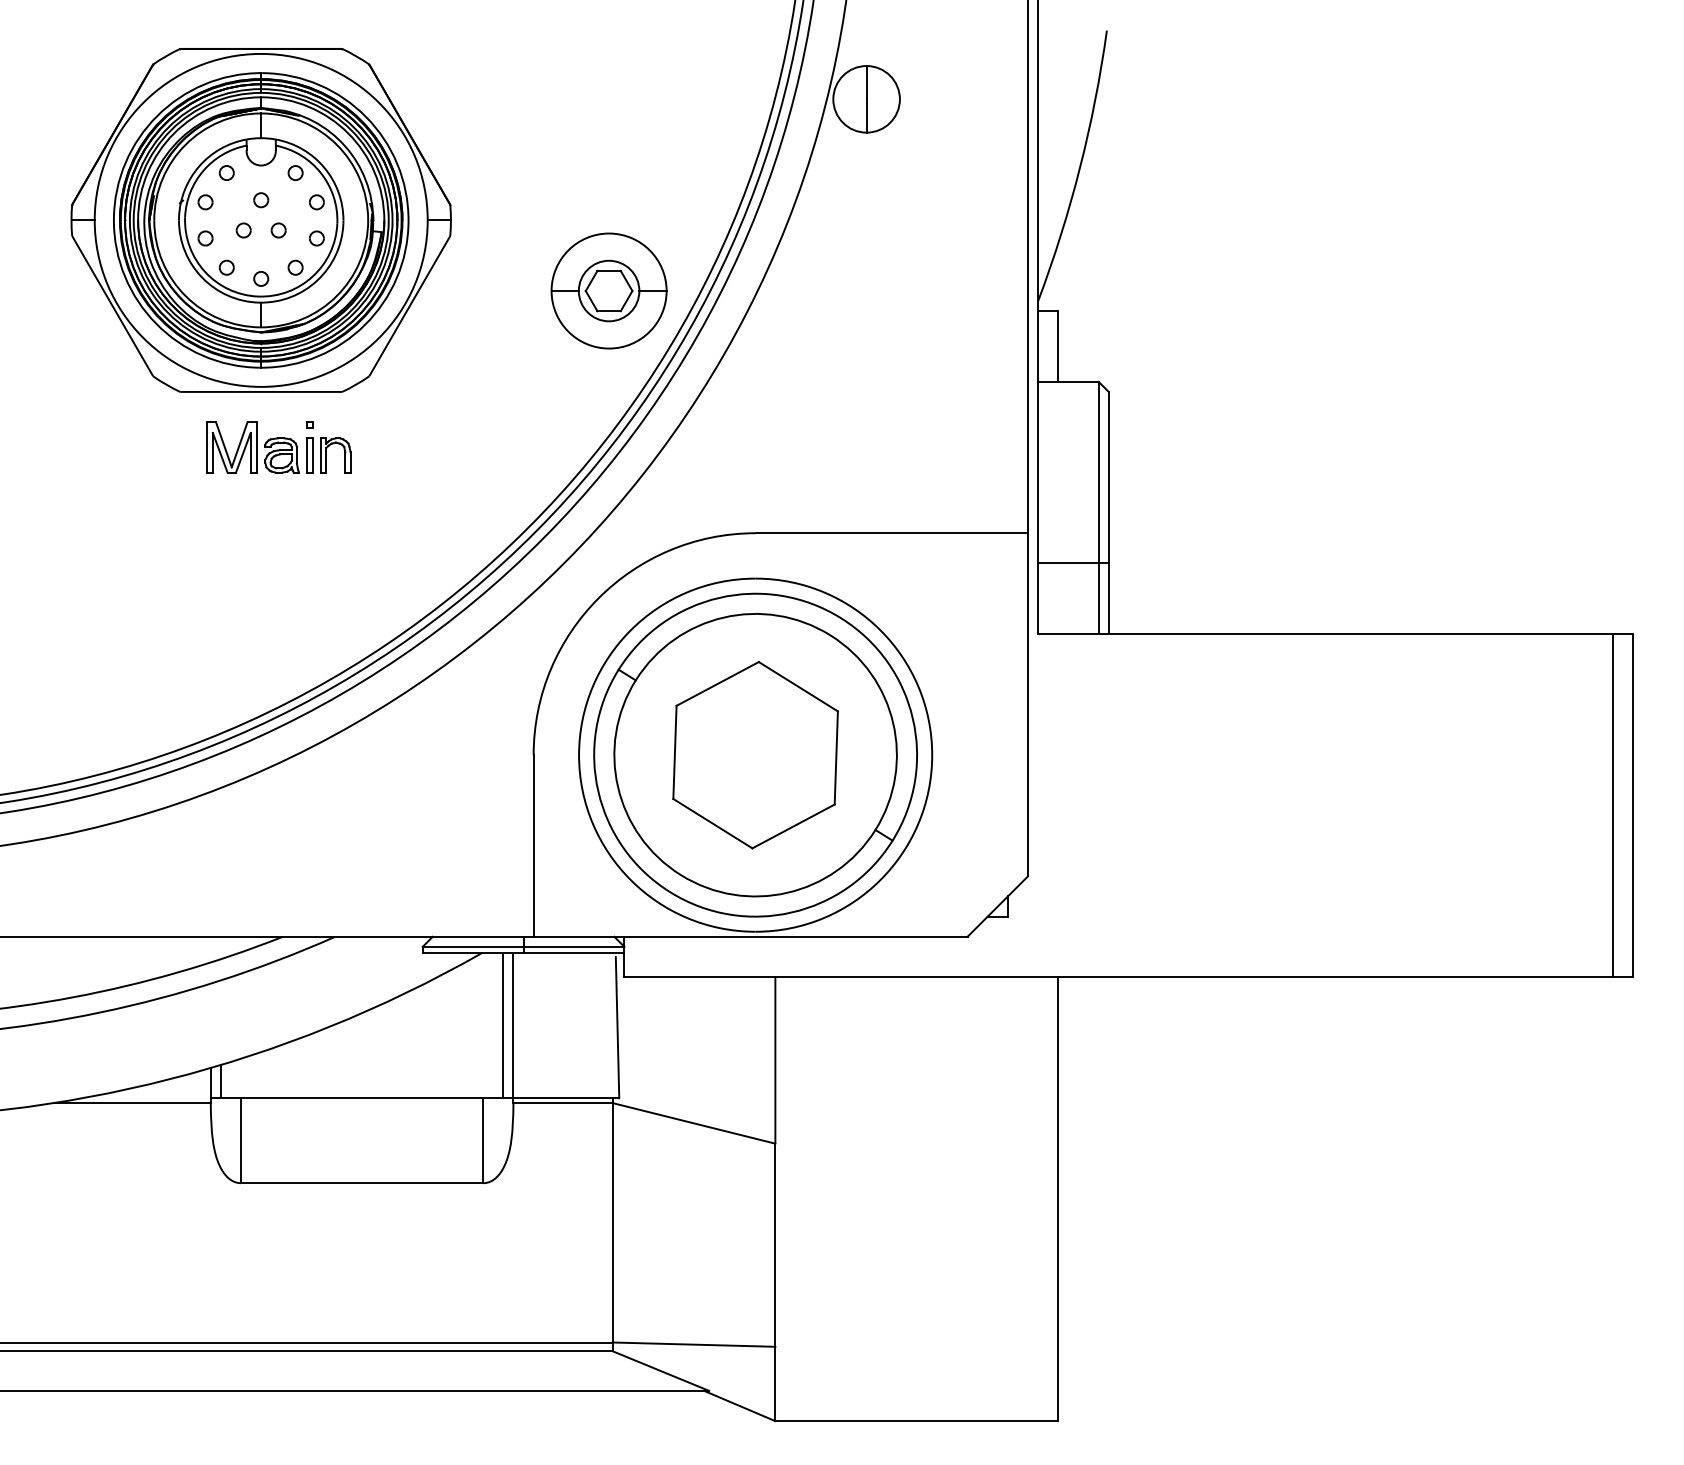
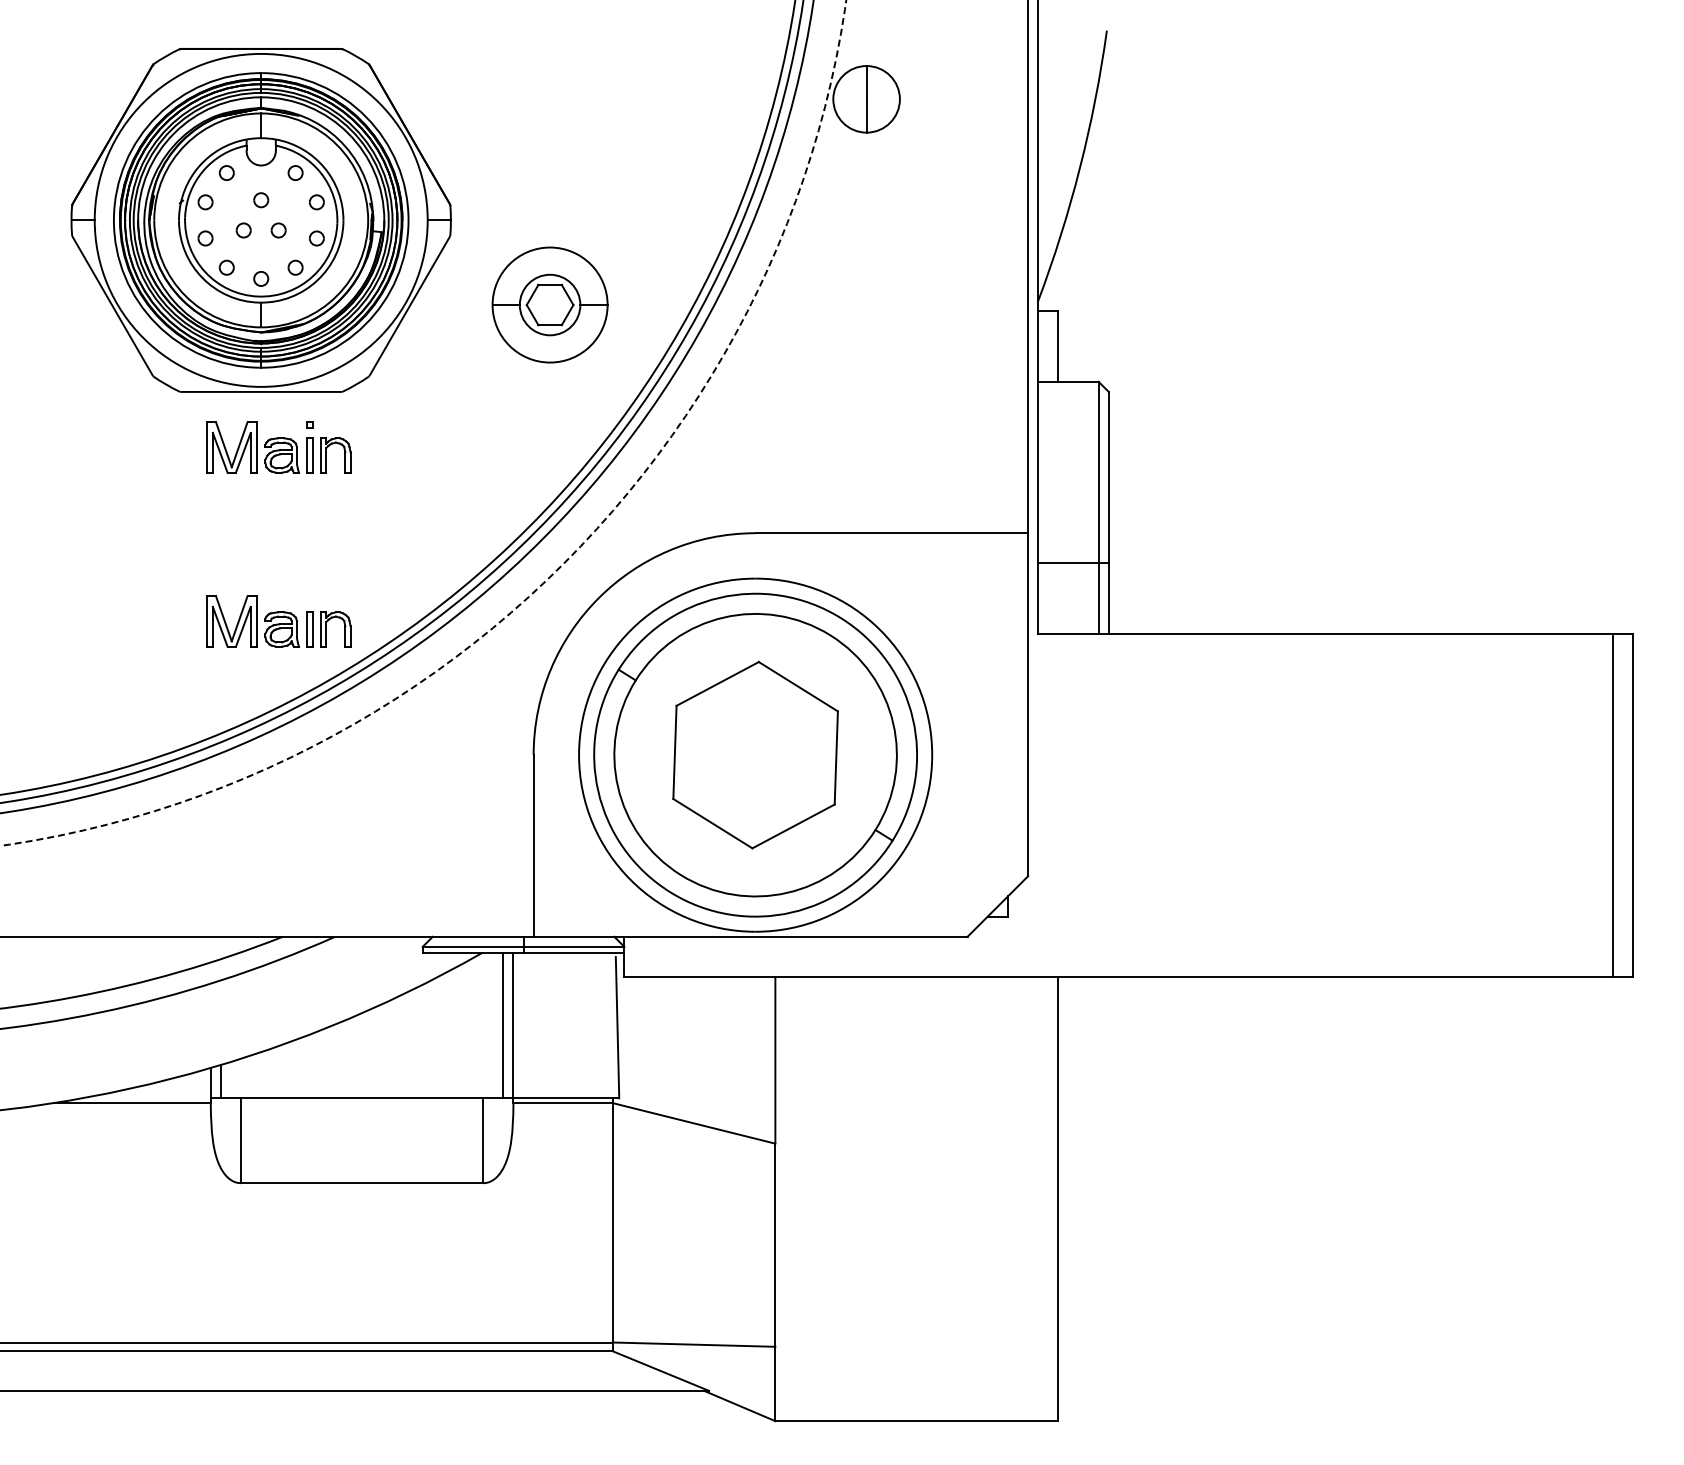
part position: (608, 290) -> (549, 304) (549, 304)
arc: solid -> dashed (563, 563)
part: none -> present (278, 621)
